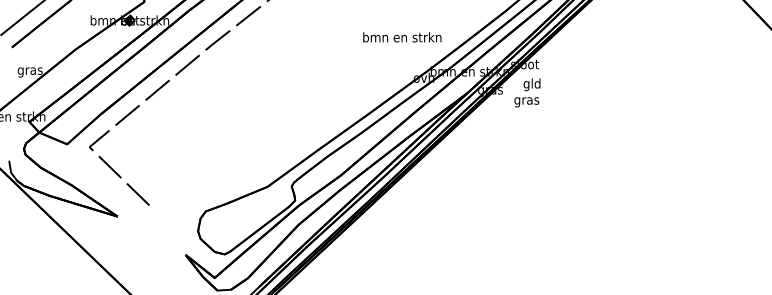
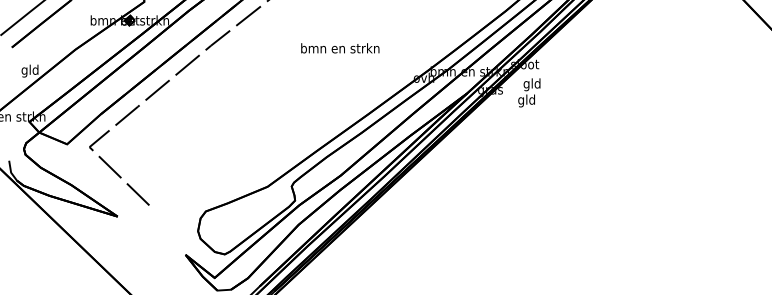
text position: (402, 37) -> (340, 48) (340, 48)
text: gras -> gld (29, 70)
text: gras -> gld (526, 100)
